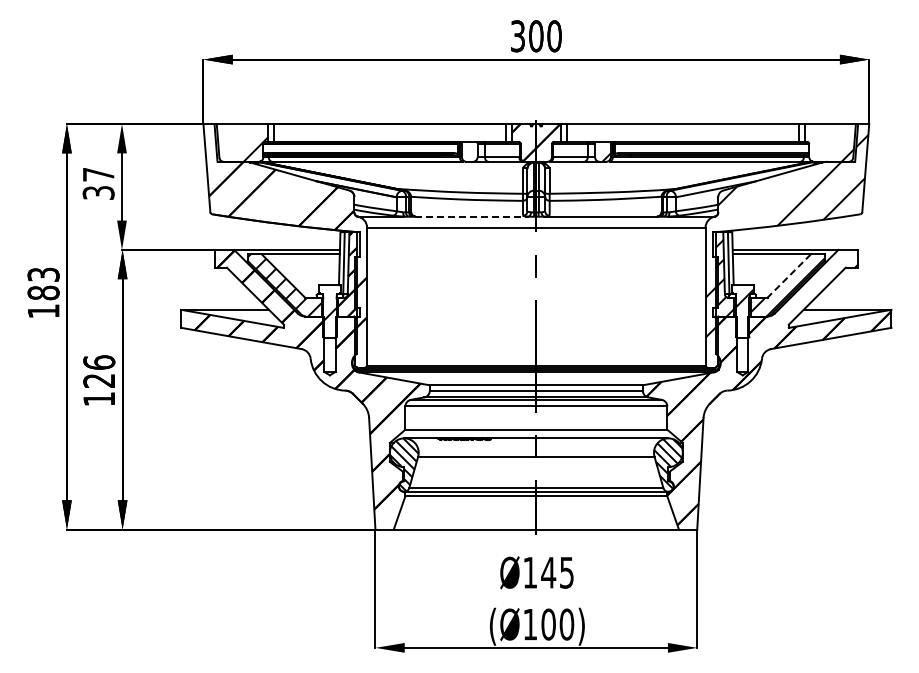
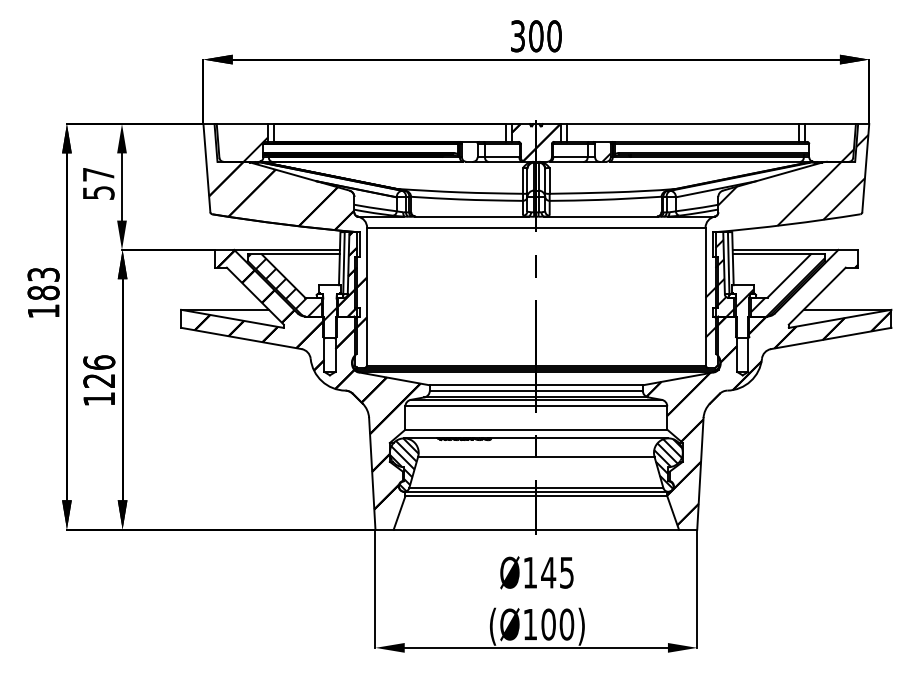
text: 37 -> 57 (98, 192)
line: dashed -> solid (472, 216)
line: dashed -> solid (789, 276)
